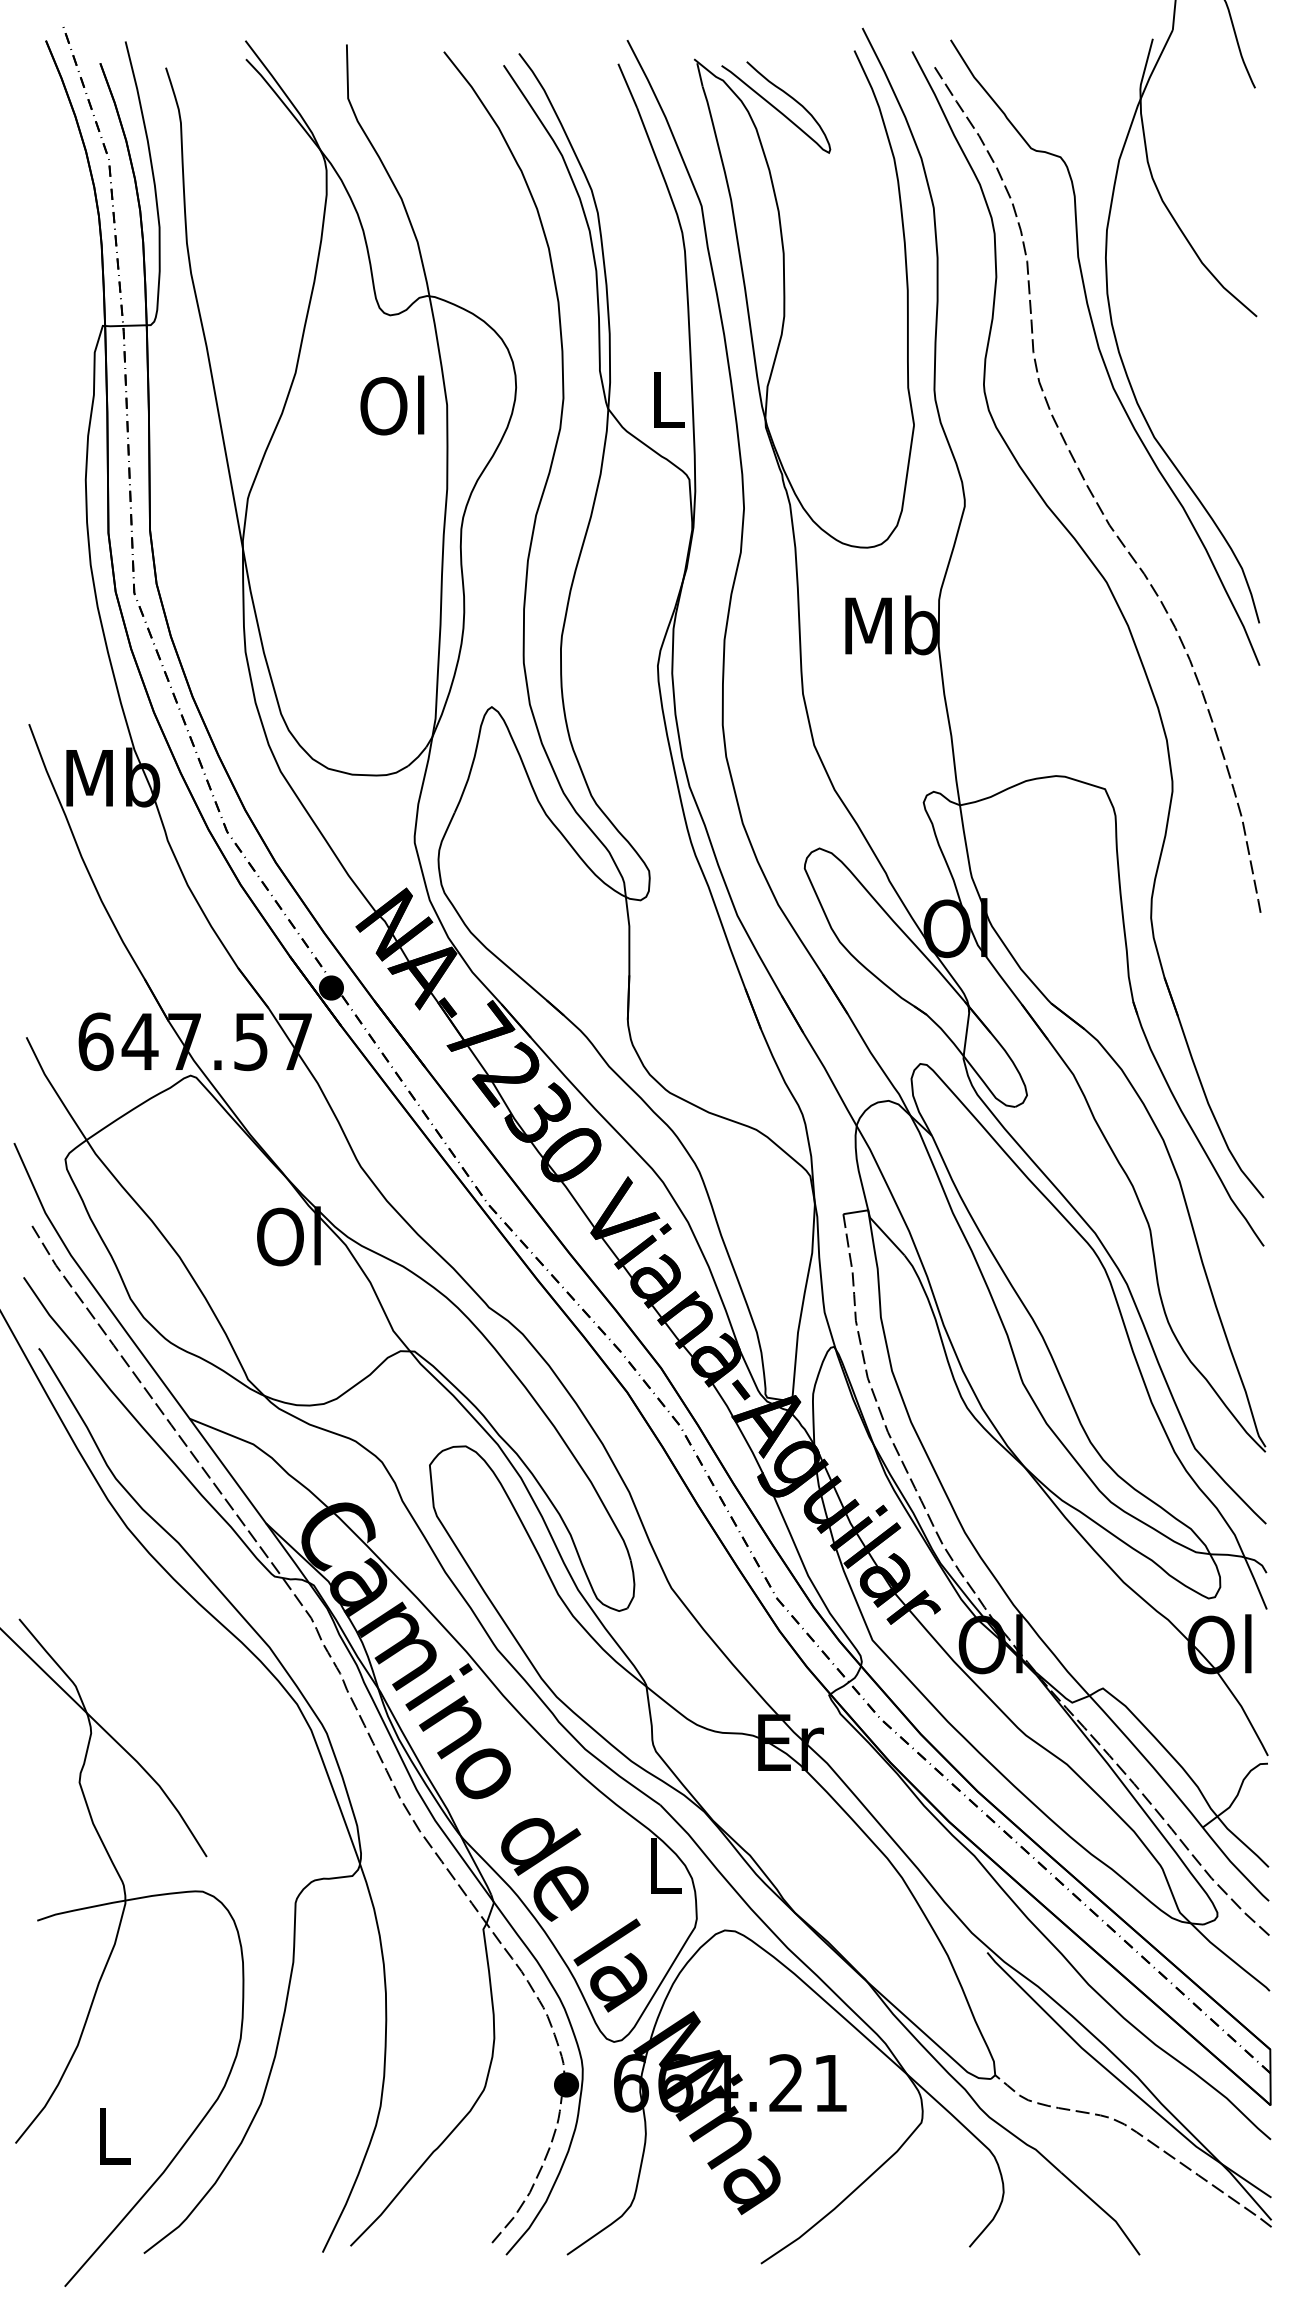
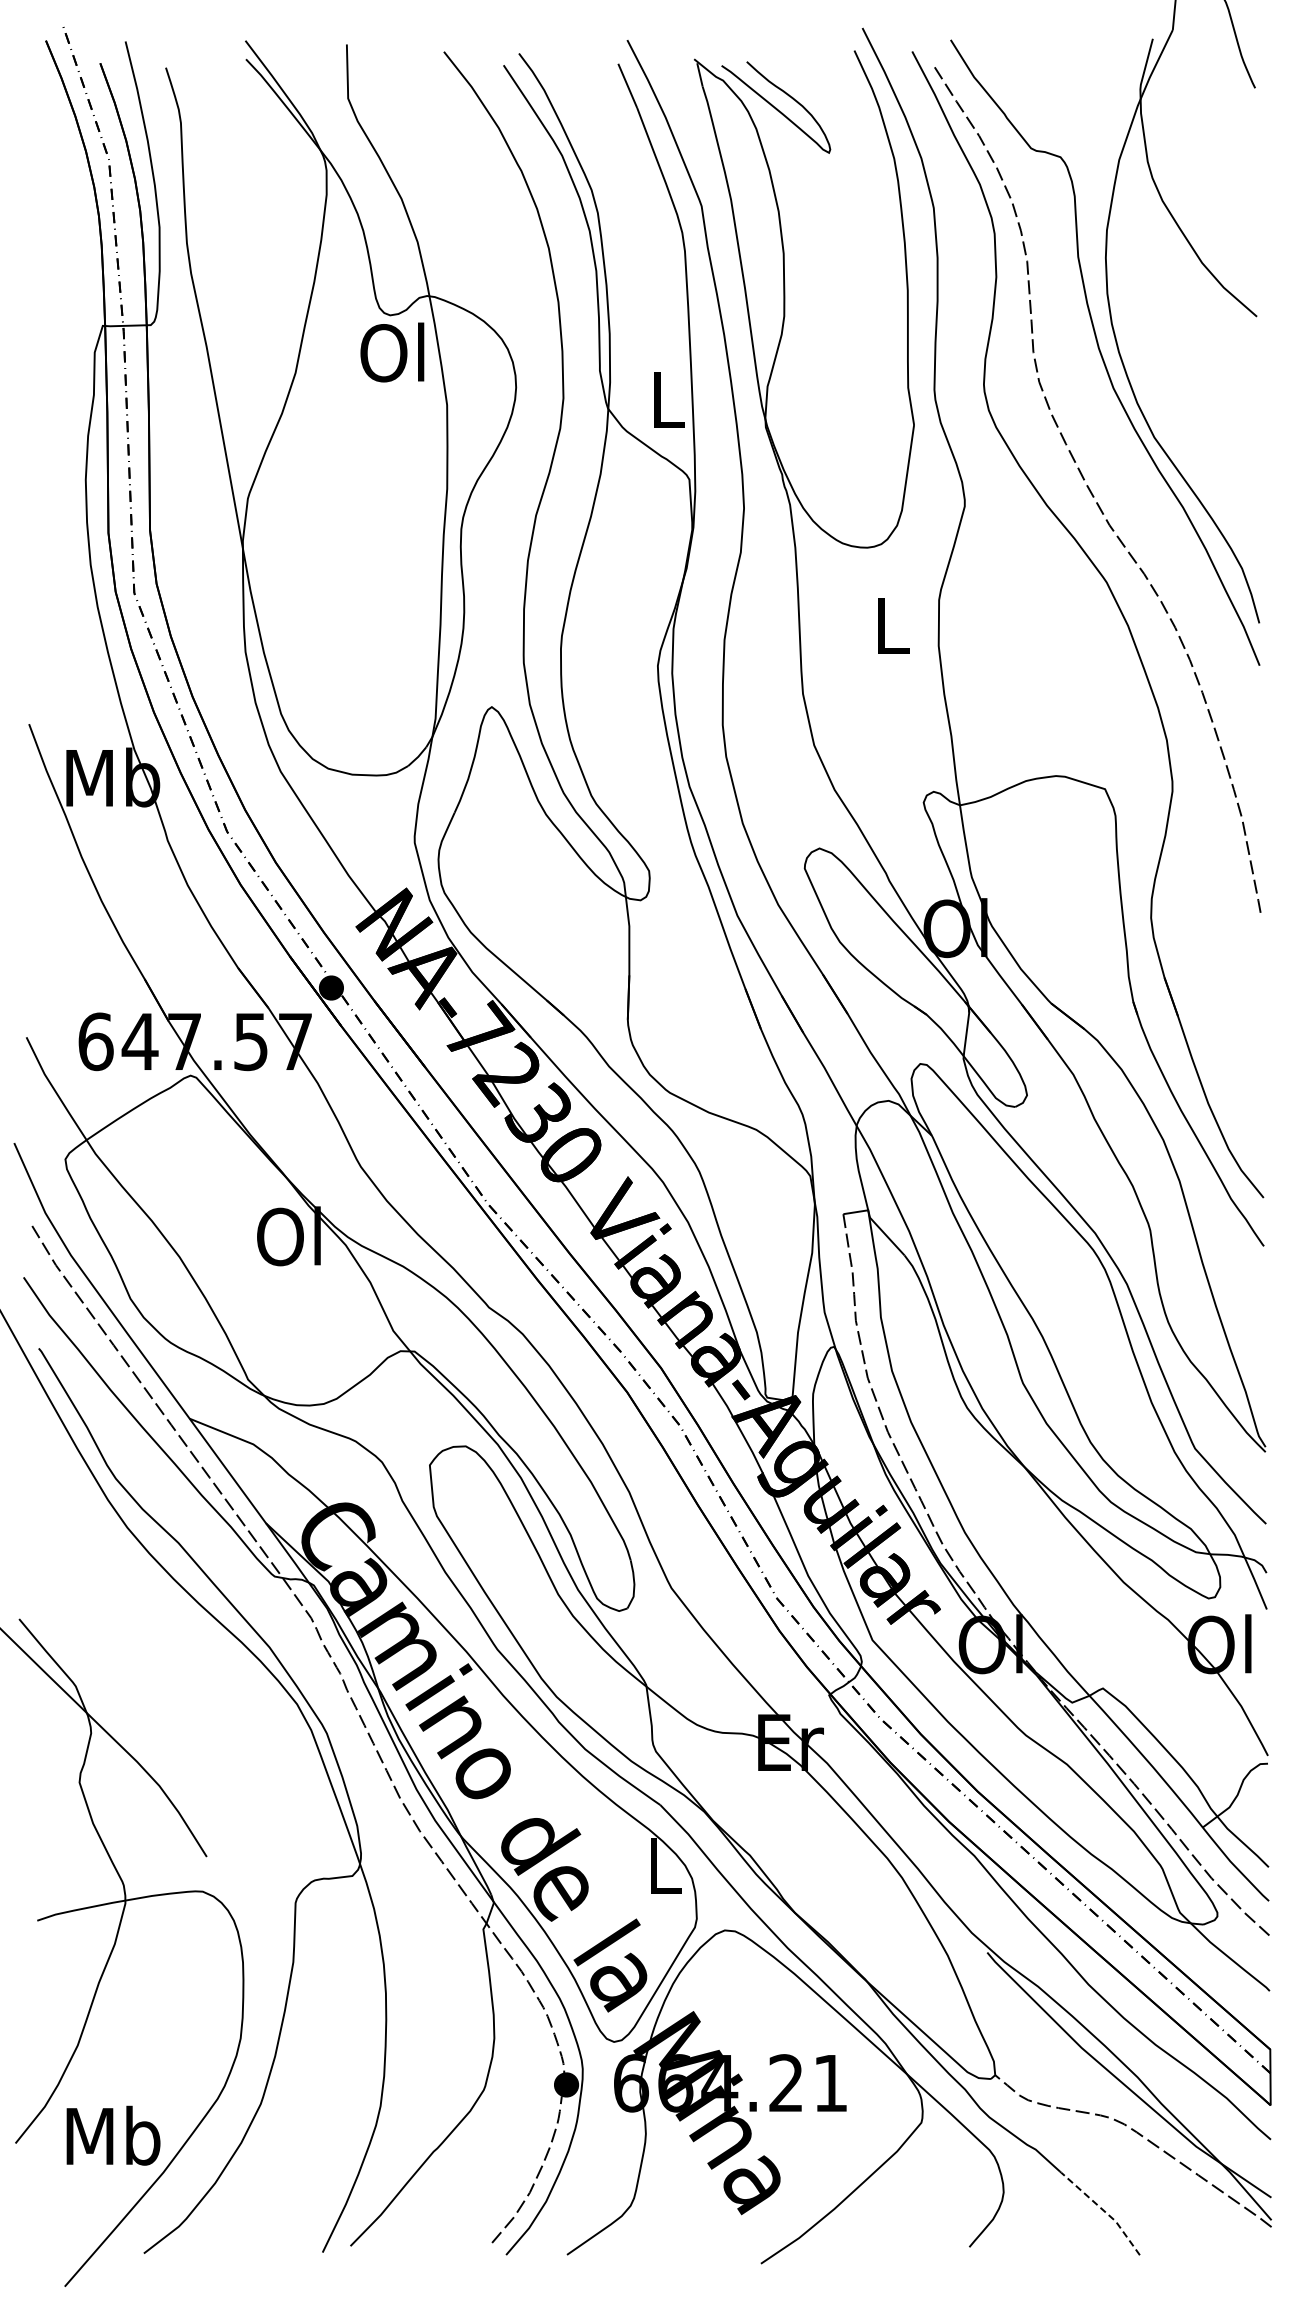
text position: (392, 405) -> (392, 352) (392, 352)
text: Mb -> L (891, 625)
text: L -> Mb (113, 2135)
line: solid -> dashed (1104, 2210)
